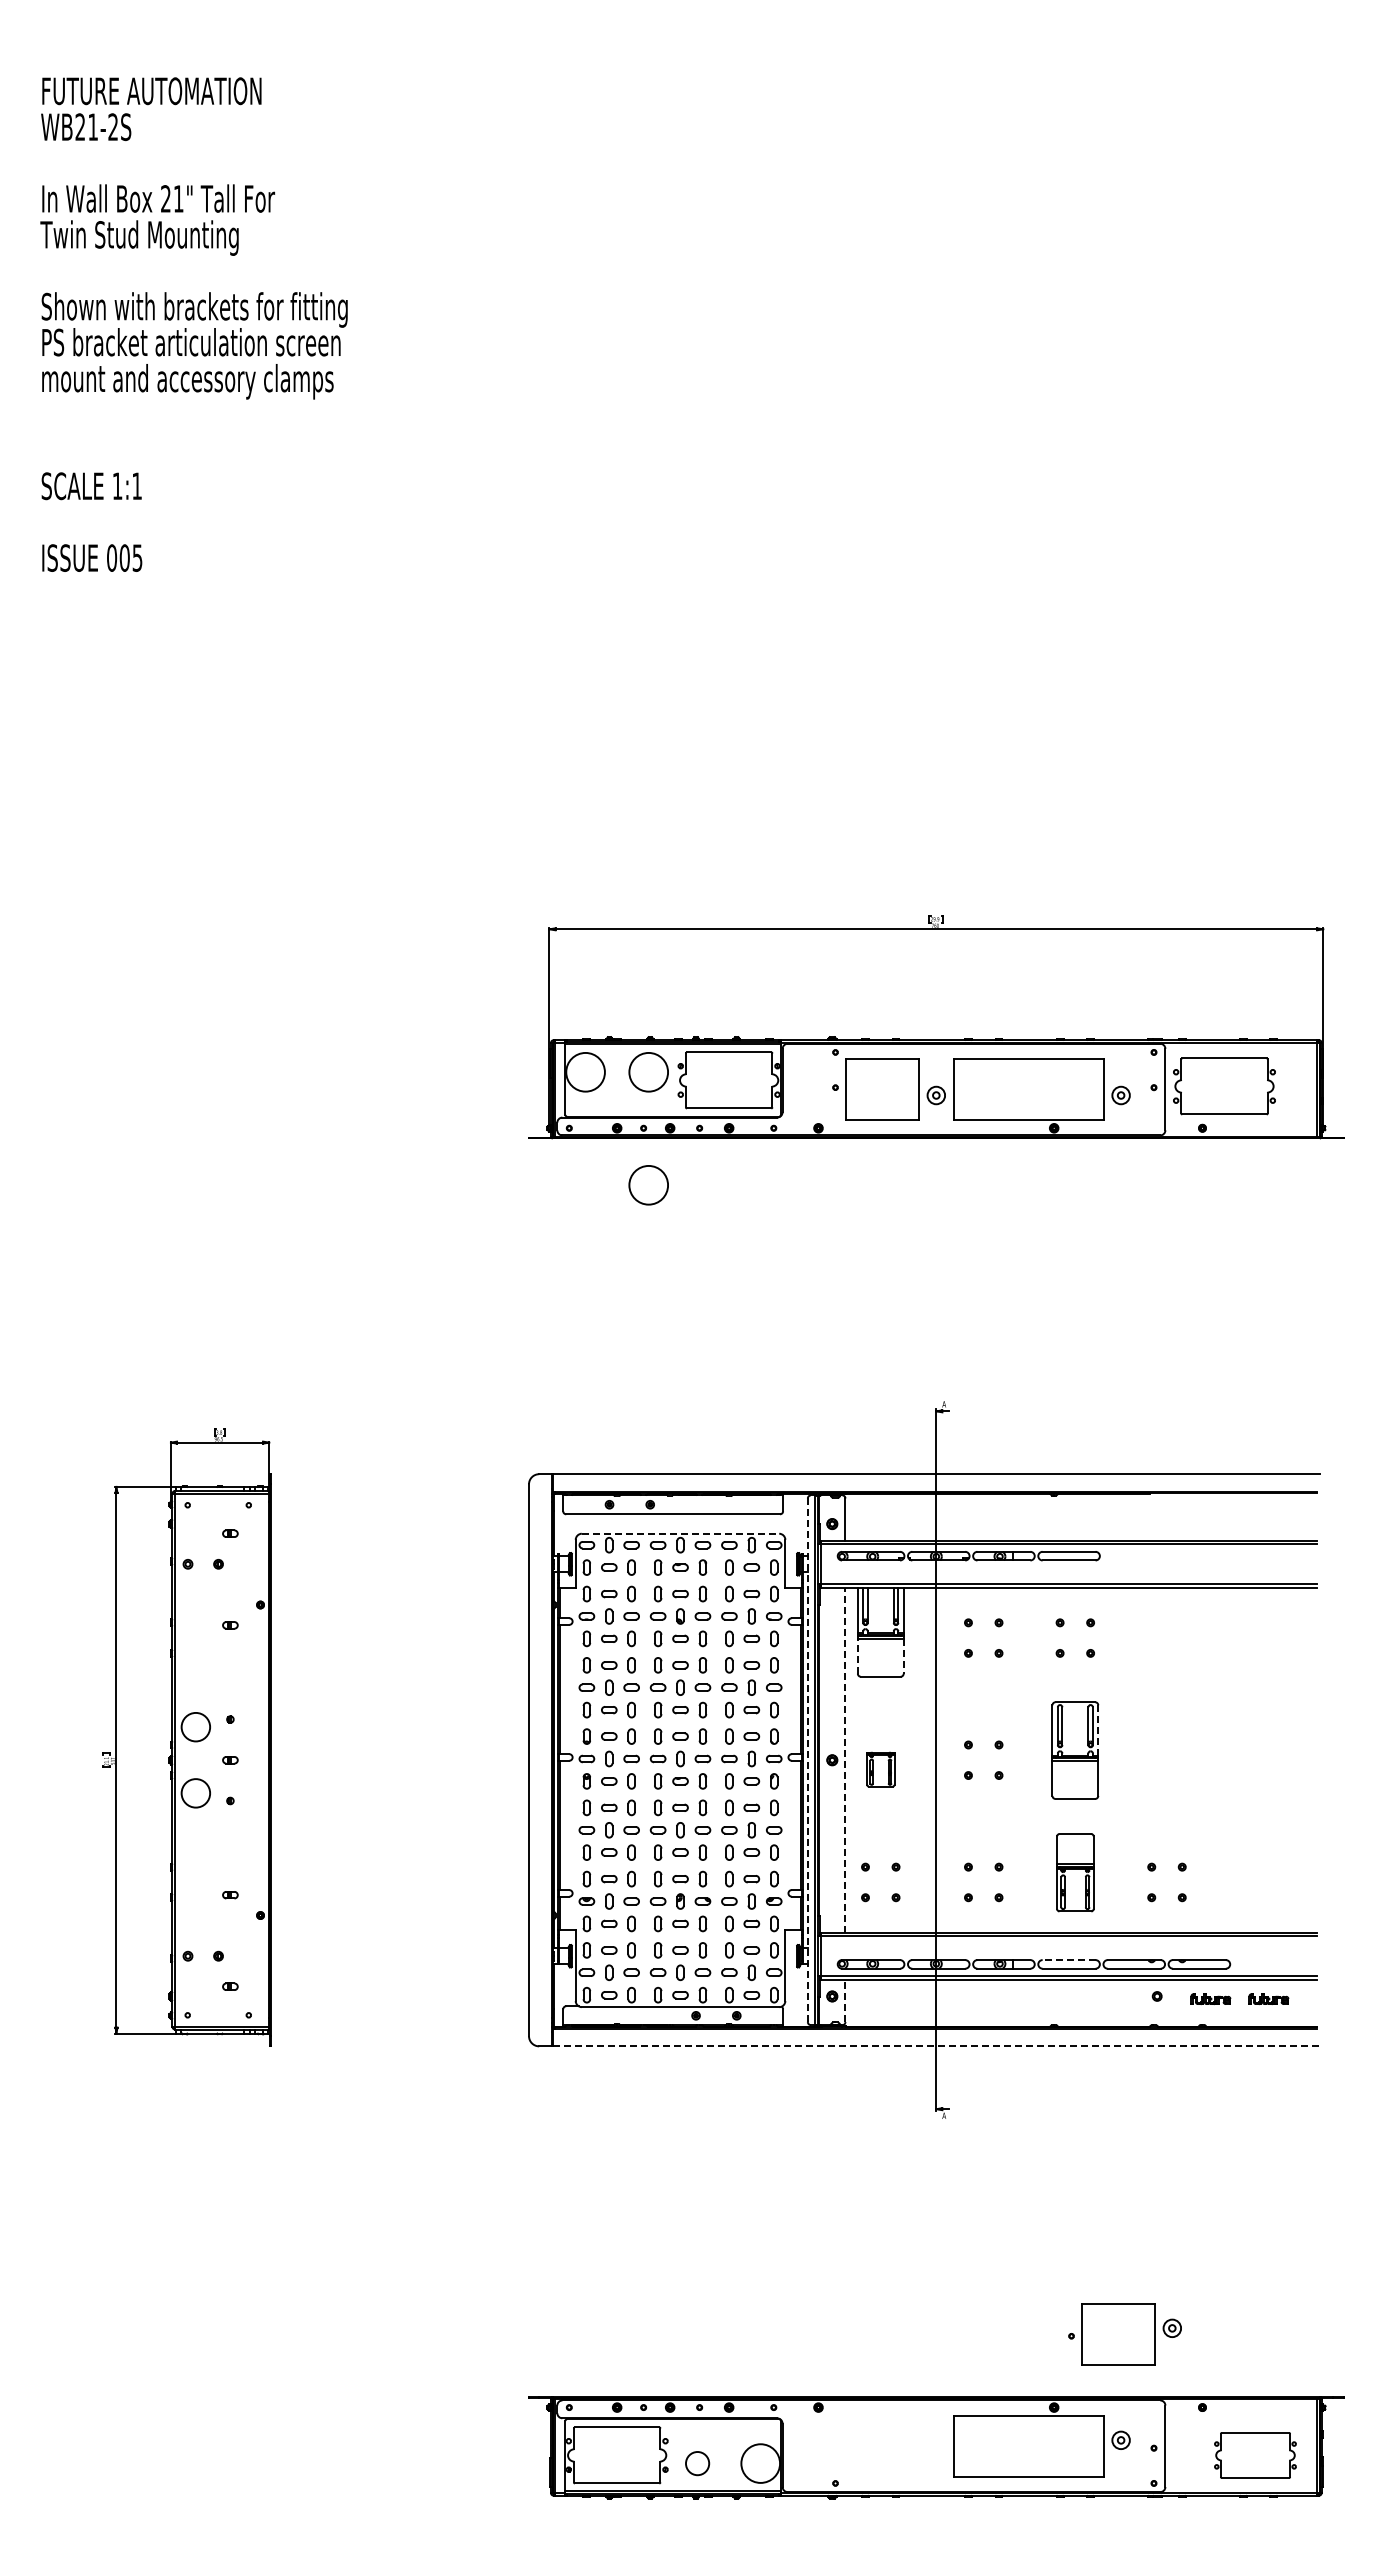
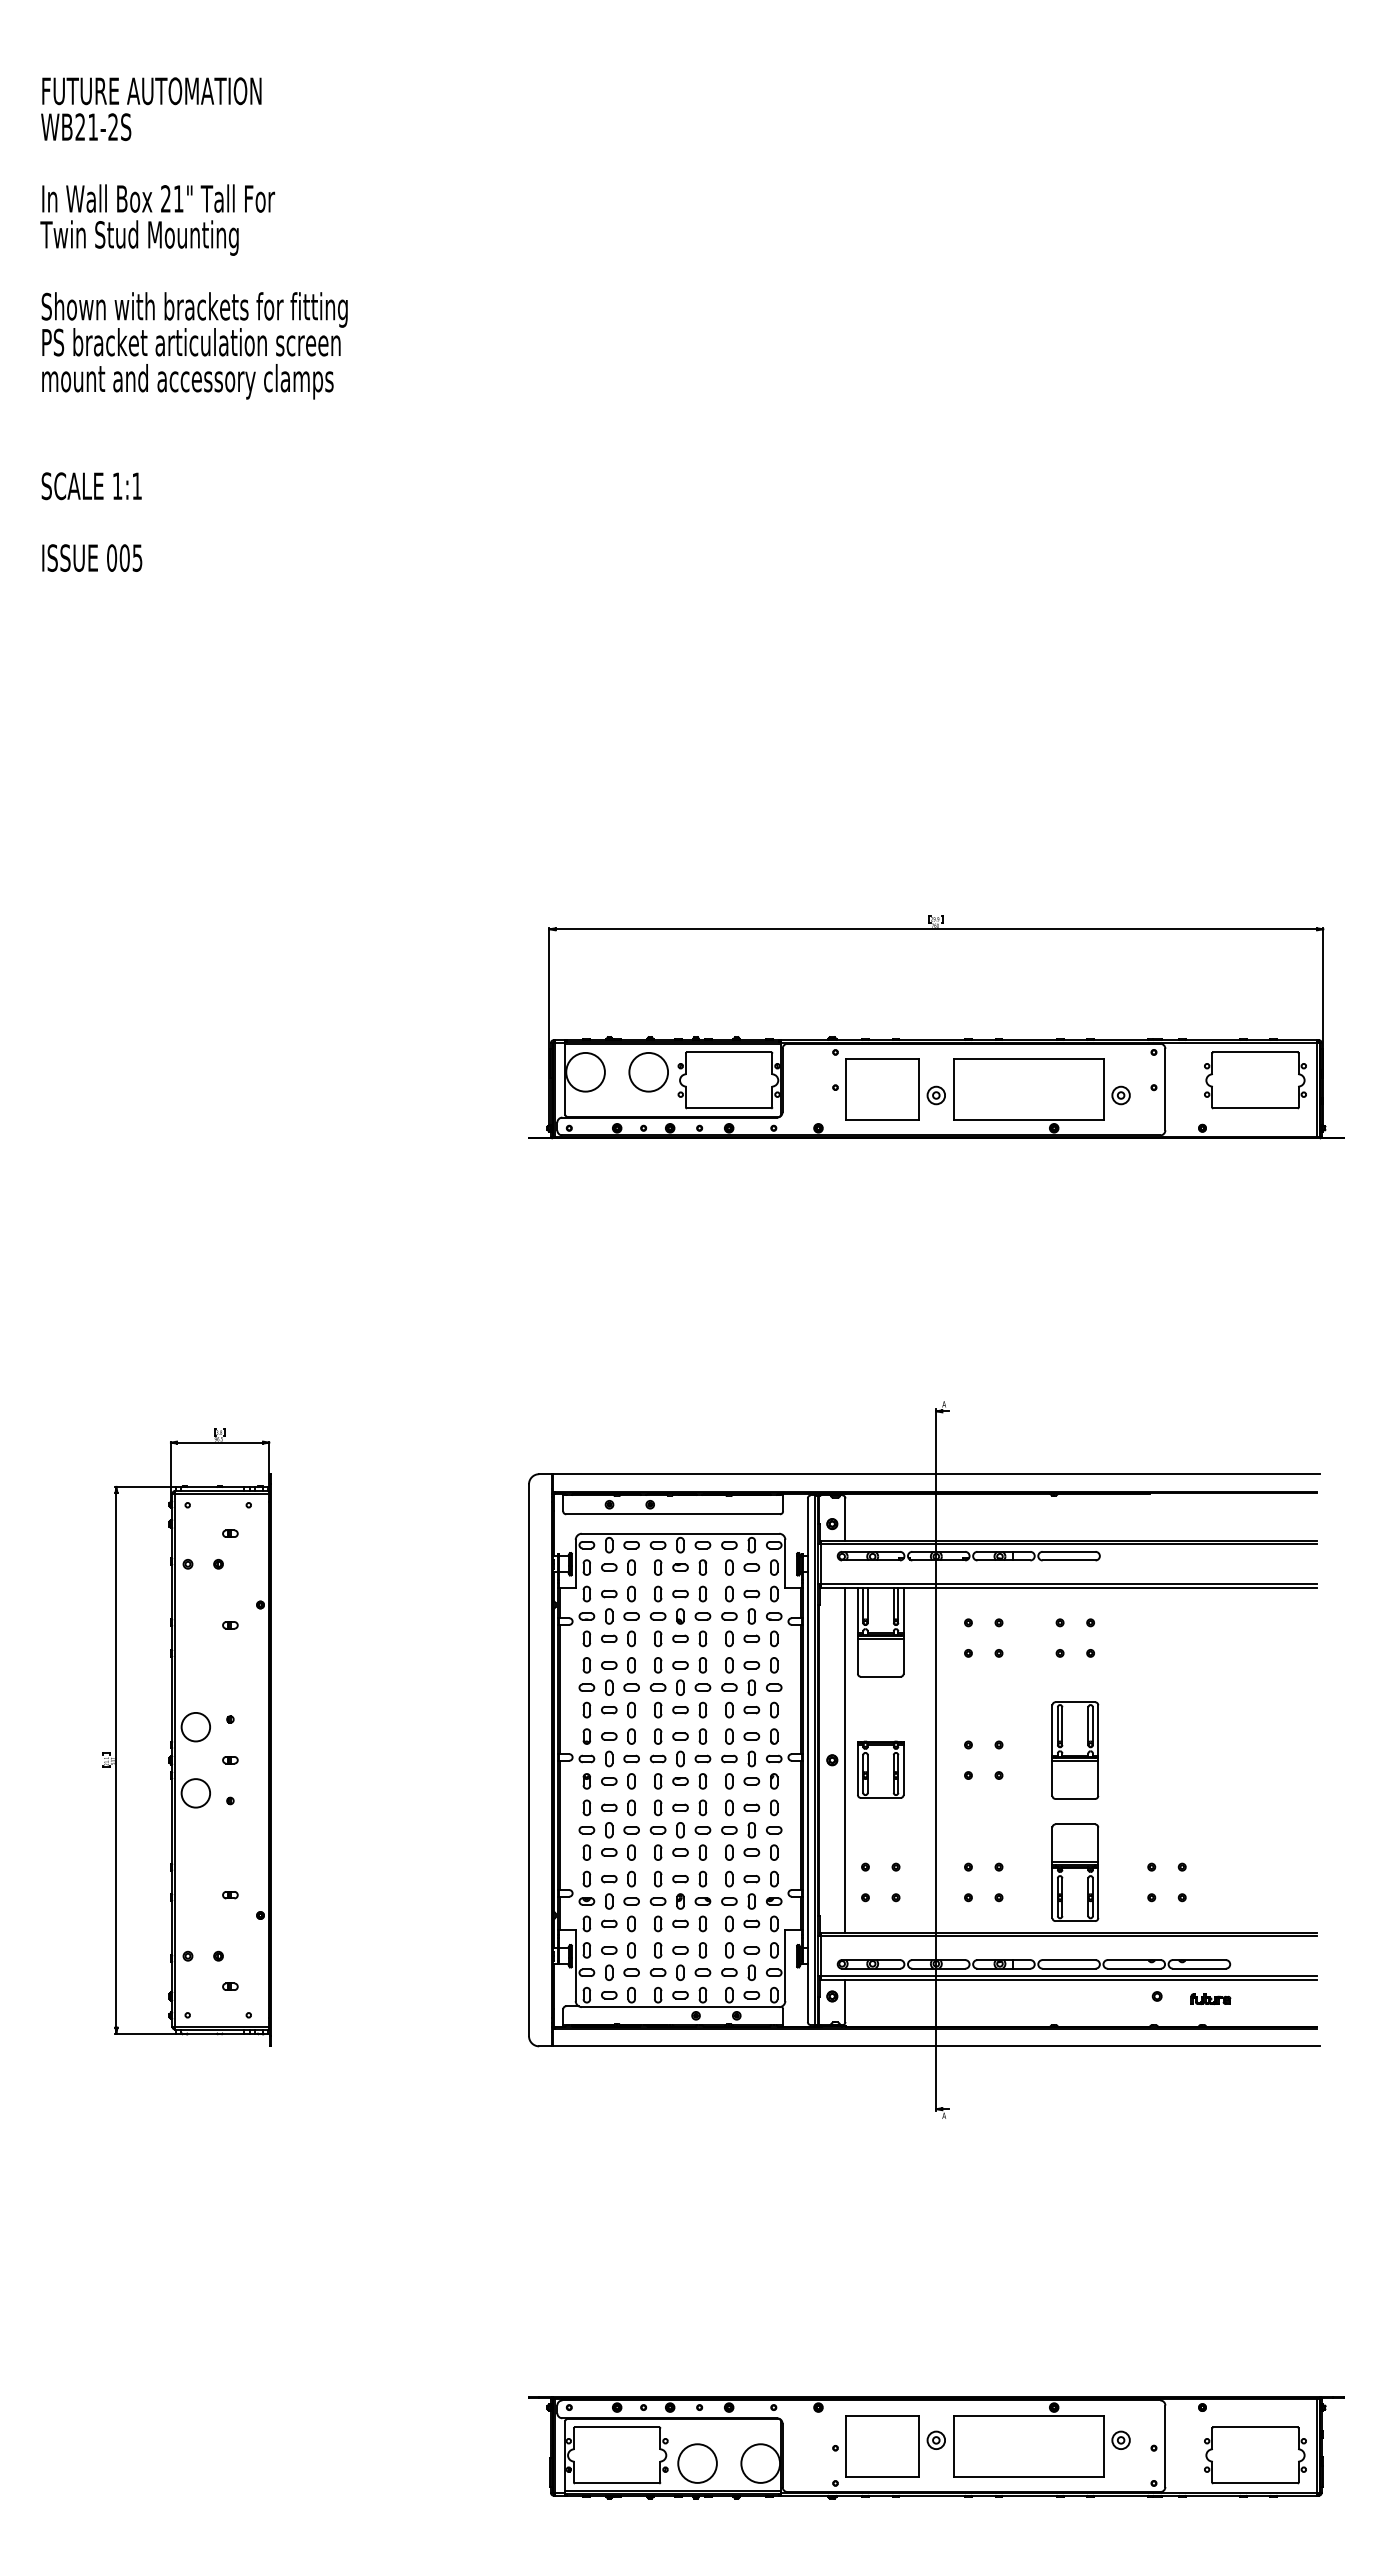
part position: (1224, 1086) -> (1255, 1080) (1255, 1080)
circle: present -> none (648, 1185)
line: dashed -> solid (680, 1533)
line: dashed -> solid (857, 1656)
line: dashed -> solid (903, 1656)
line: dashed -> solid (1098, 1730)
line: dashed -> solid (807, 1760)
line: dashed -> solid (845, 1760)
part size: 30x37 px -> 48x59 px (880, 1769)
part size: 39x80 px -> 49x99 px (1075, 1872)
line: dashed -> solid (1068, 1960)
part: present -> none (1268, 1998)
line: dashed -> solid (845, 2000)
line: dashed -> solid (936, 2046)
part position: (1124, 2334) -> (888, 2446) (888, 2446)
part size: 83x47 px -> 103x59 px (1255, 2455)
circle diameter: 23 px -> 39 px (697, 2463)
